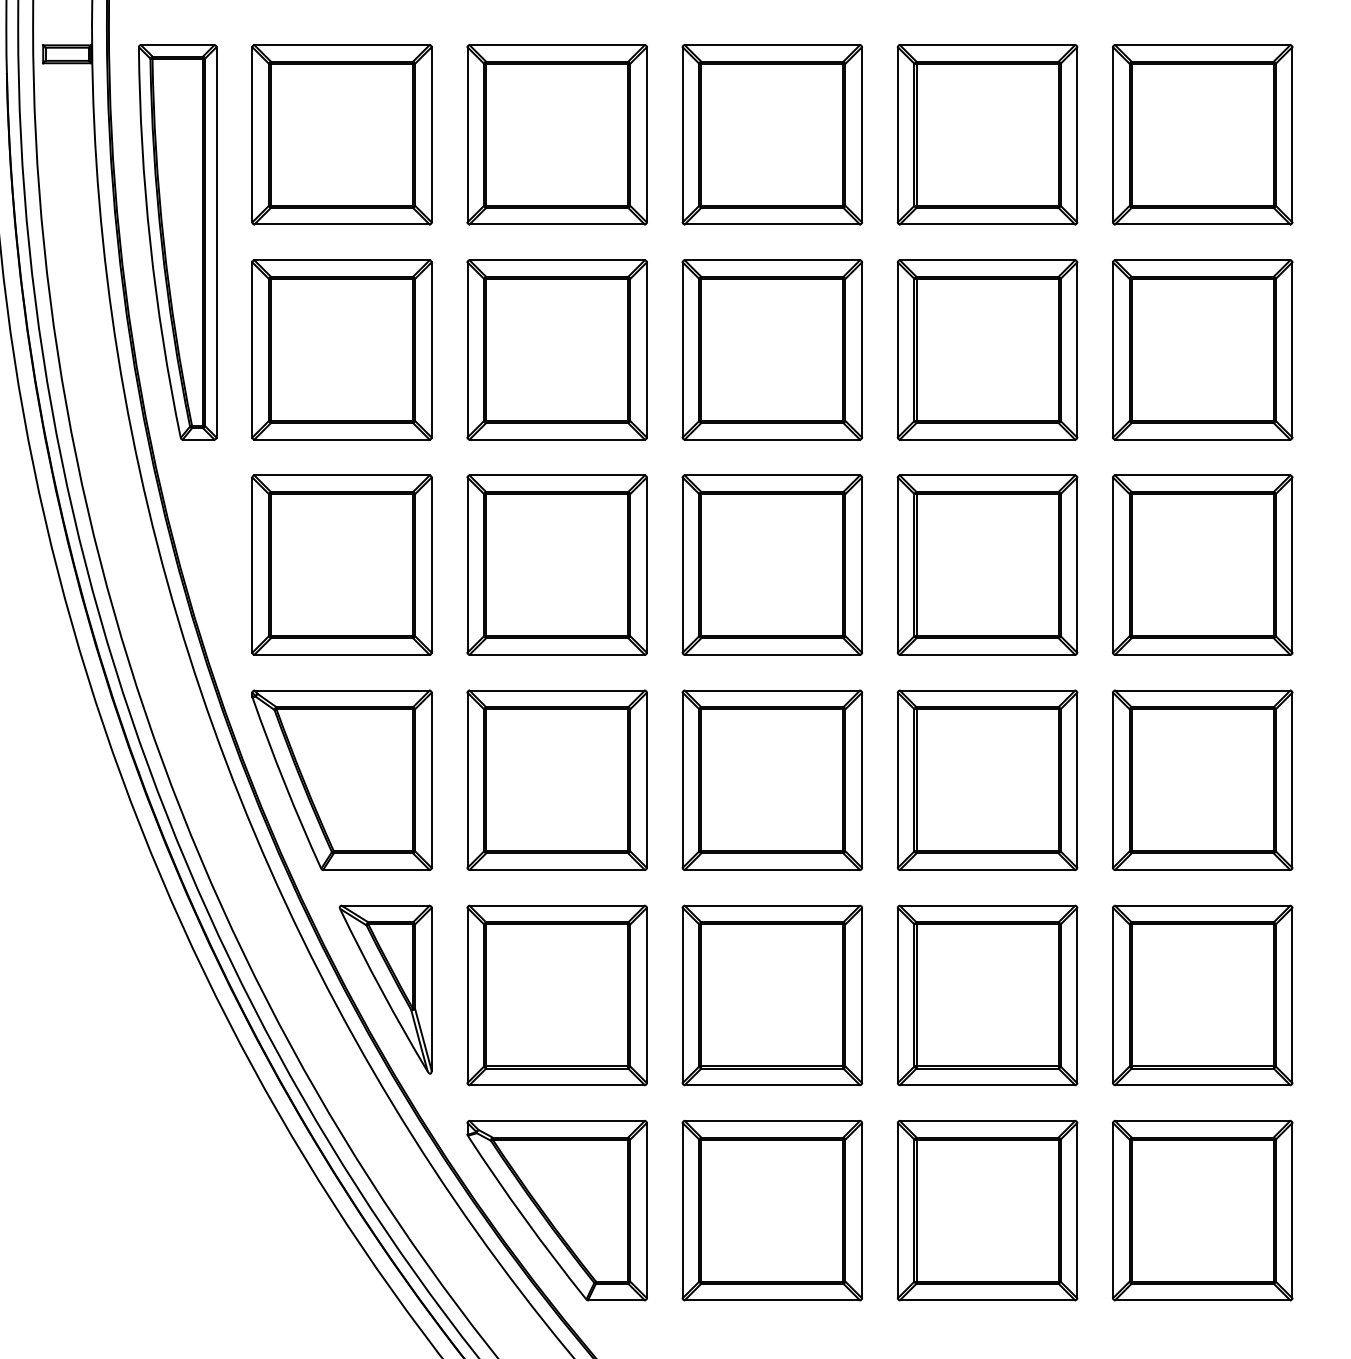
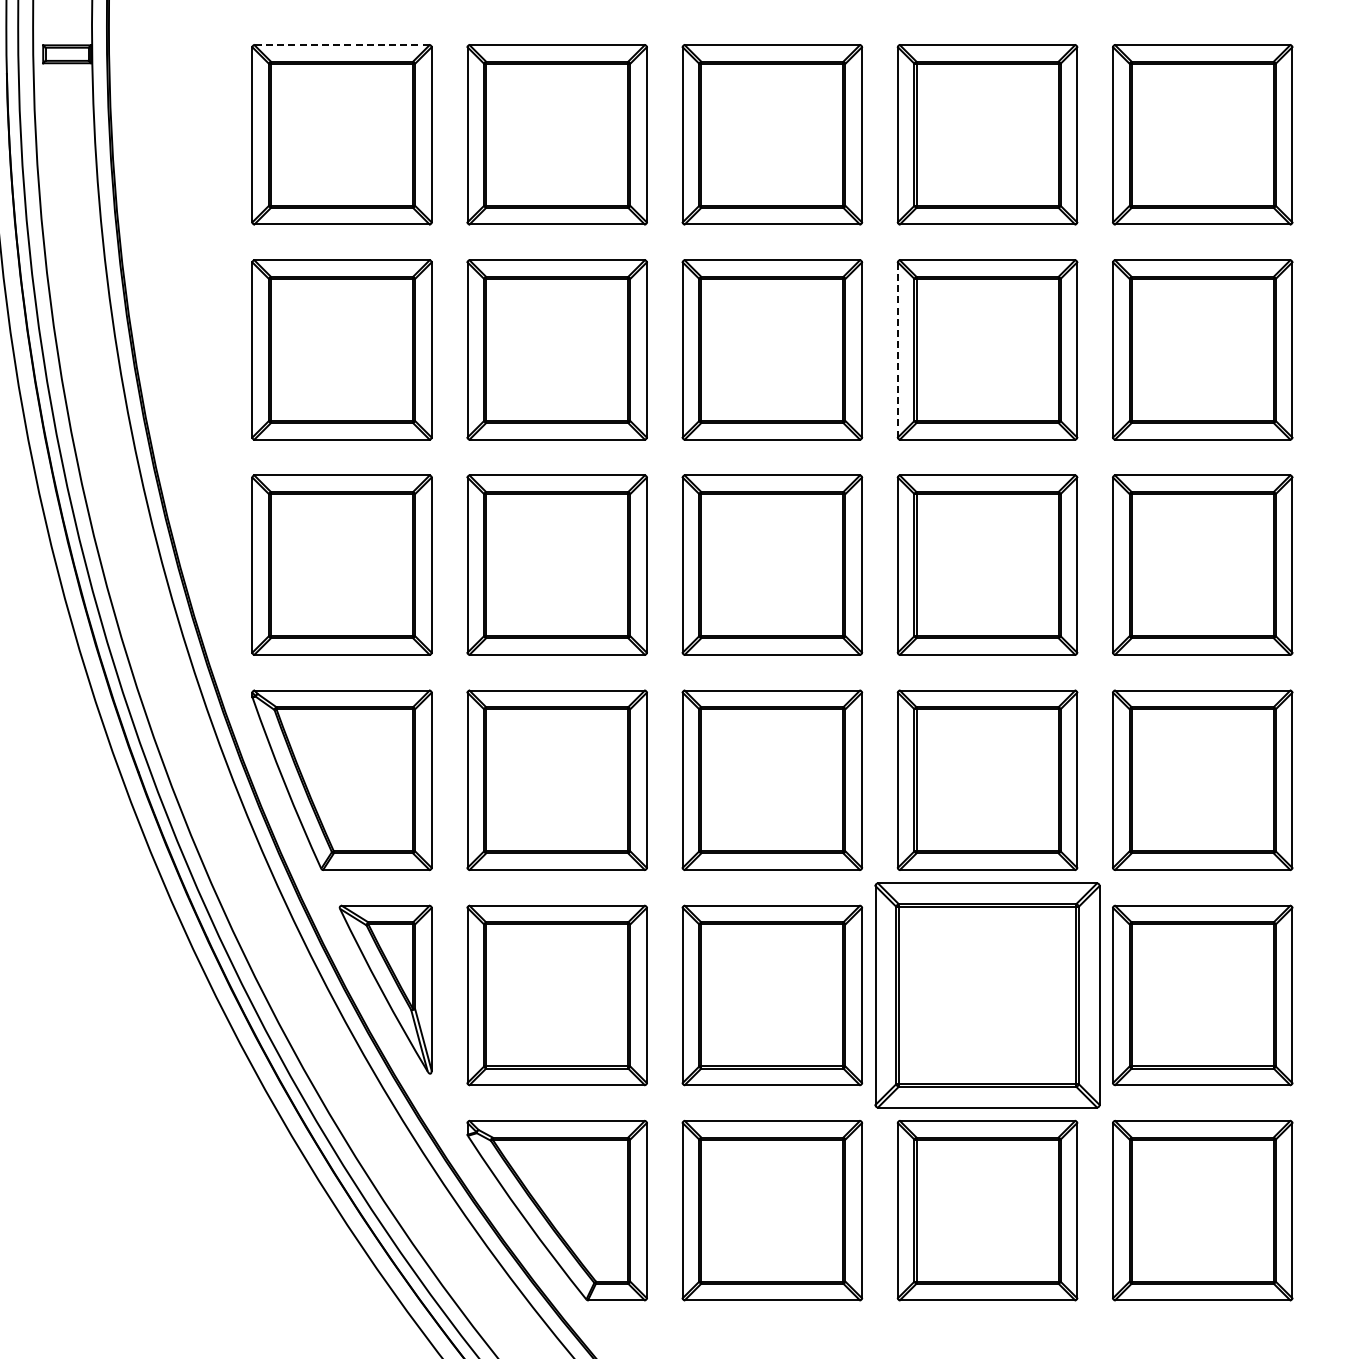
line: solid -> dashed (342, 45)
part: present -> none (177, 242)
line: solid -> dashed (897, 349)
part size: 183x183 px -> 227x227 px (987, 995)
